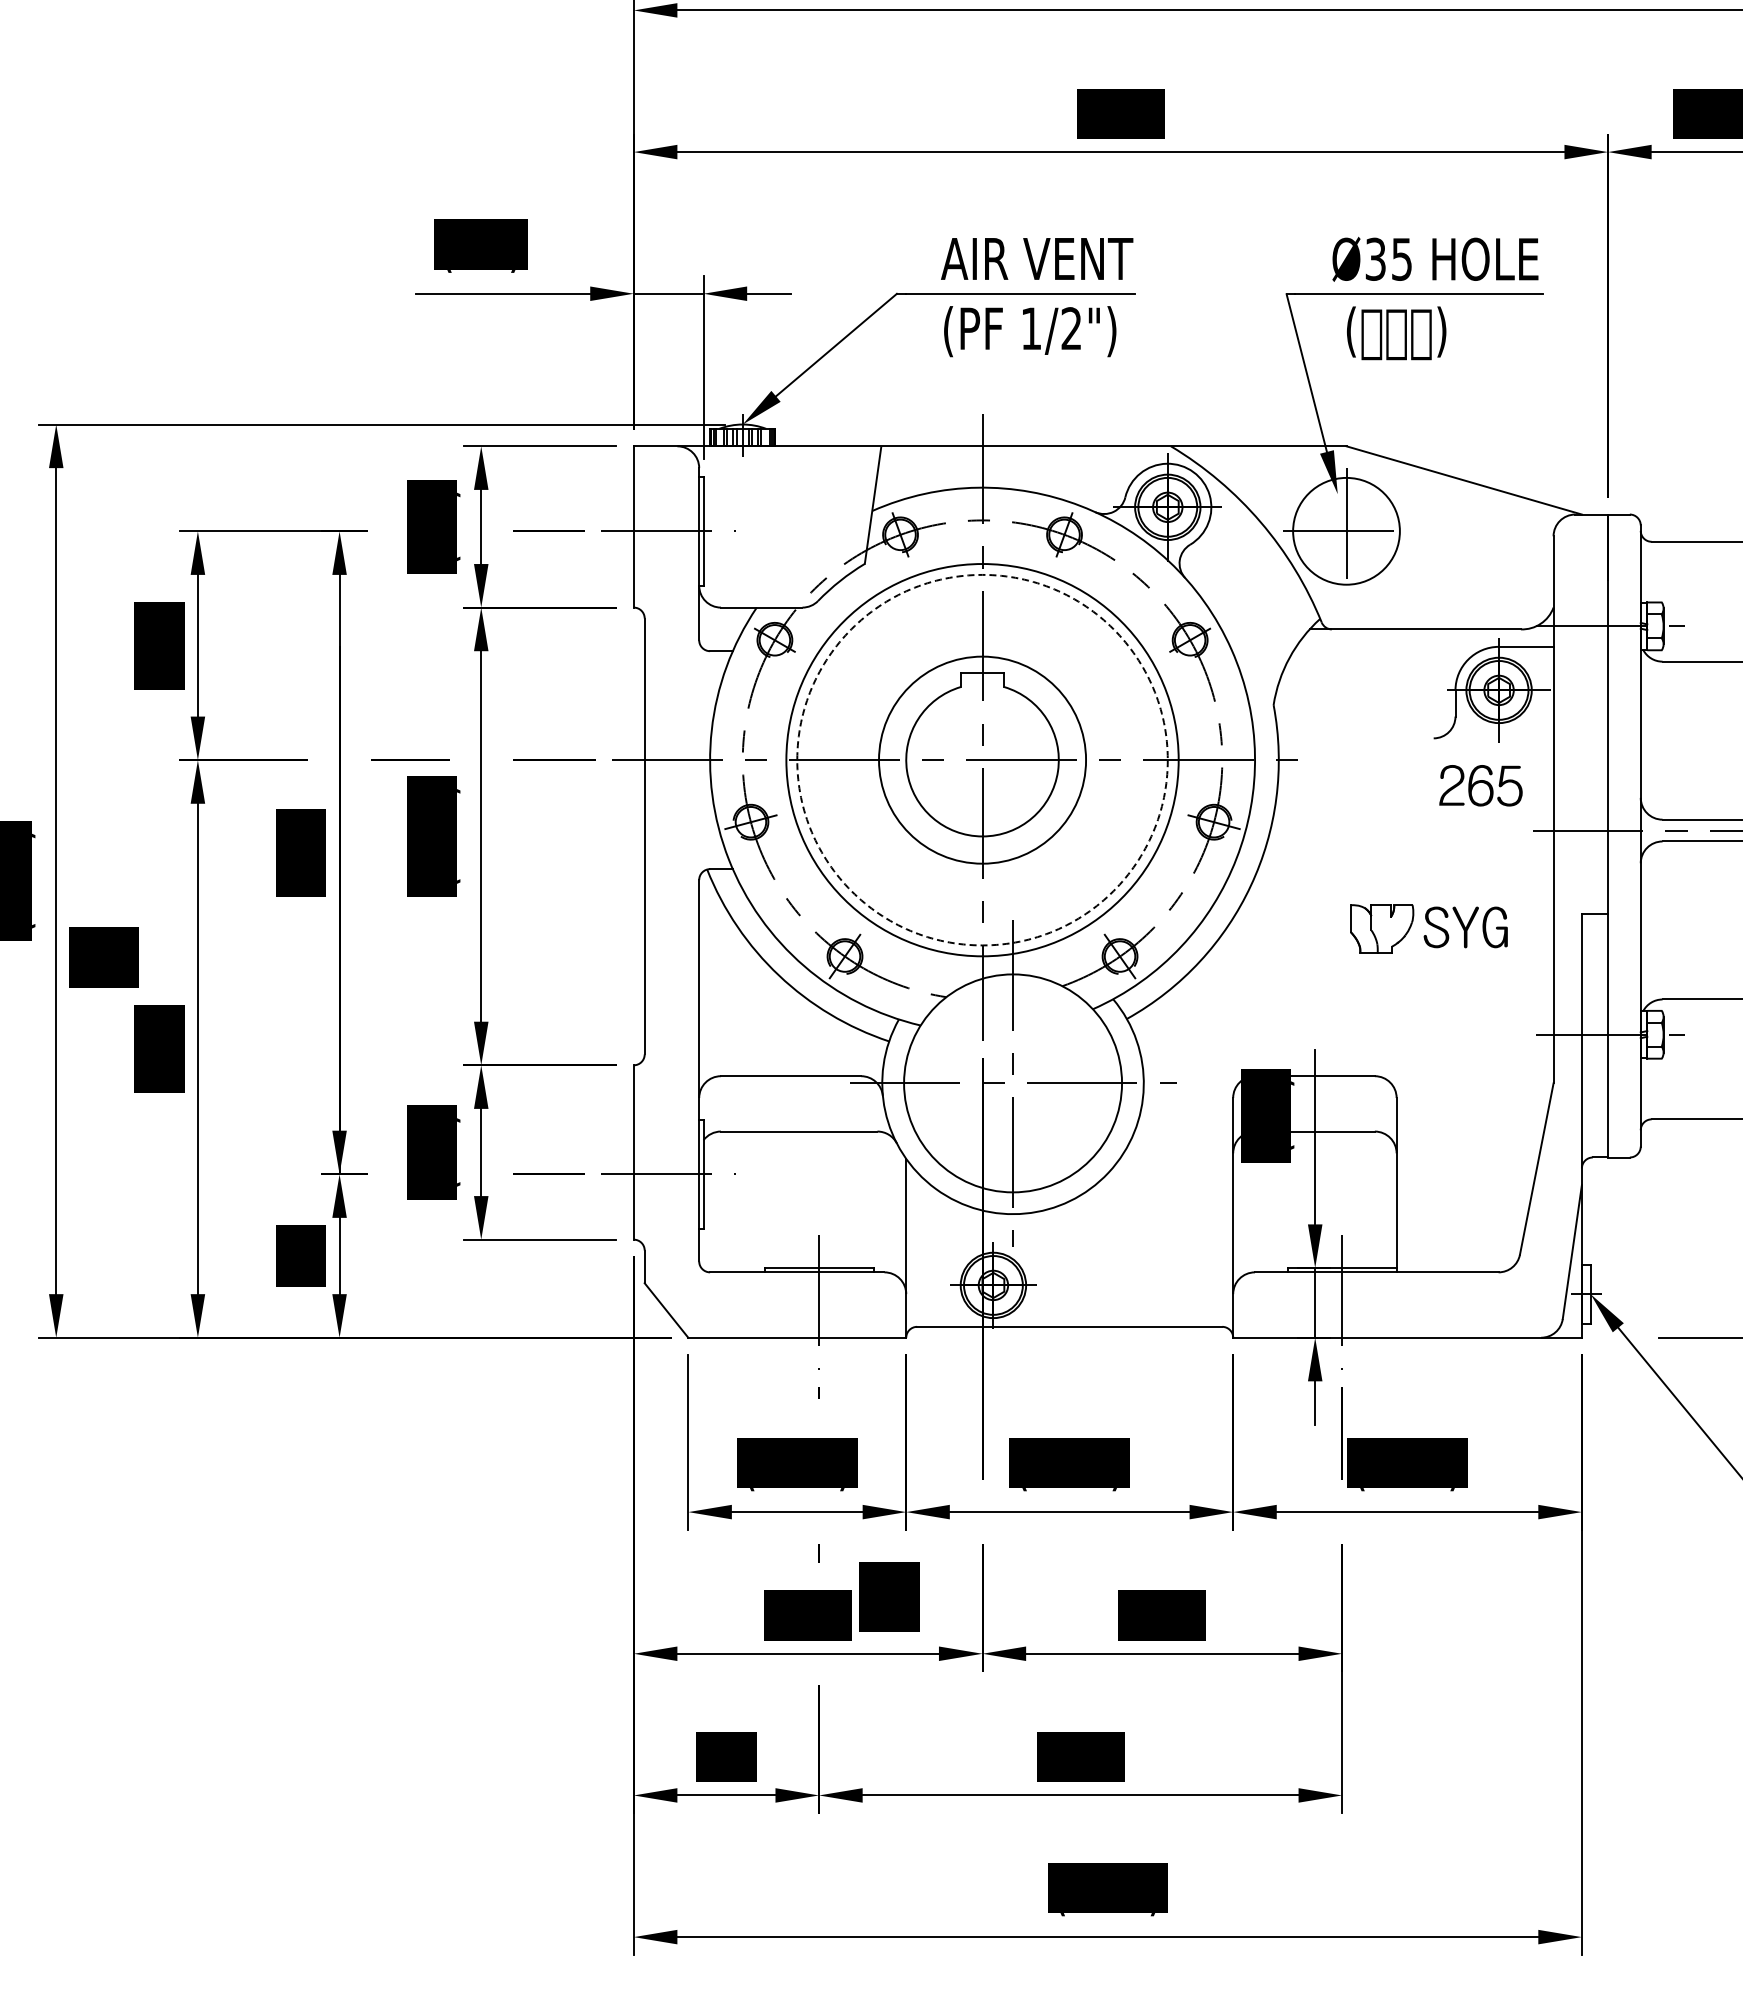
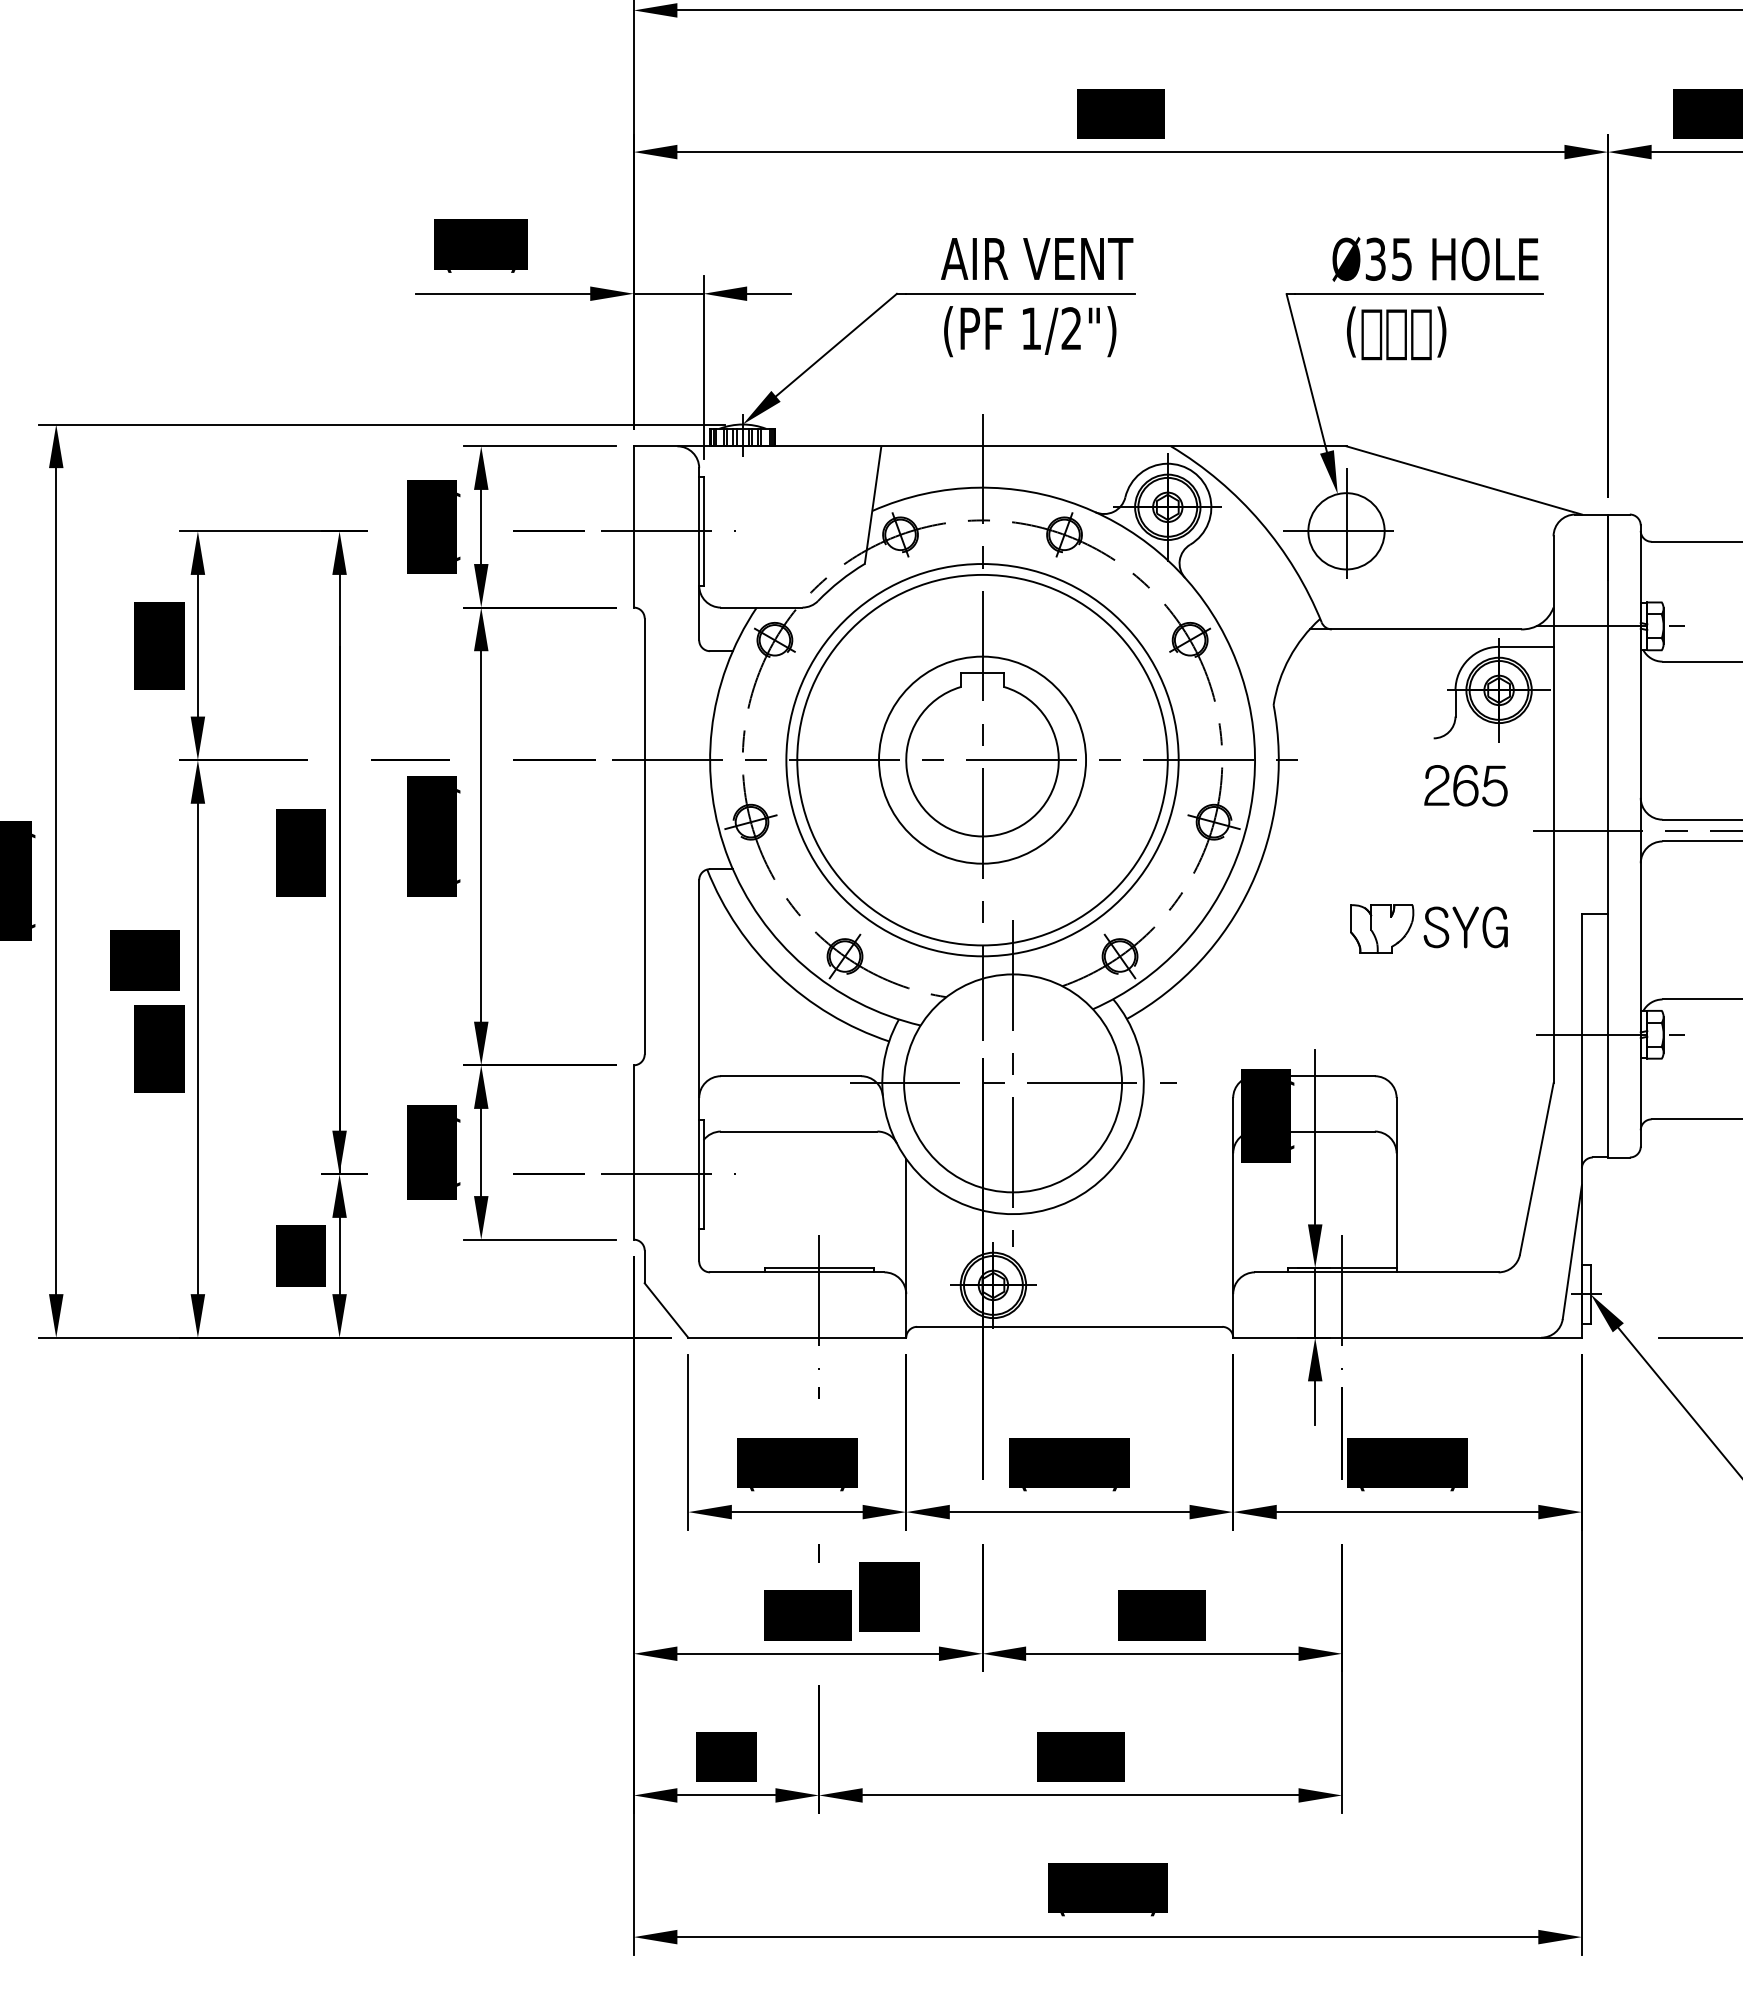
circle diameter: 107 px -> 76 px (1346, 531)
circle: dashed -> solid (982, 759)
text position: (1480, 785) -> (1465, 785) (1465, 785)
text position: (103, 957) -> (144, 960) (144, 960)
